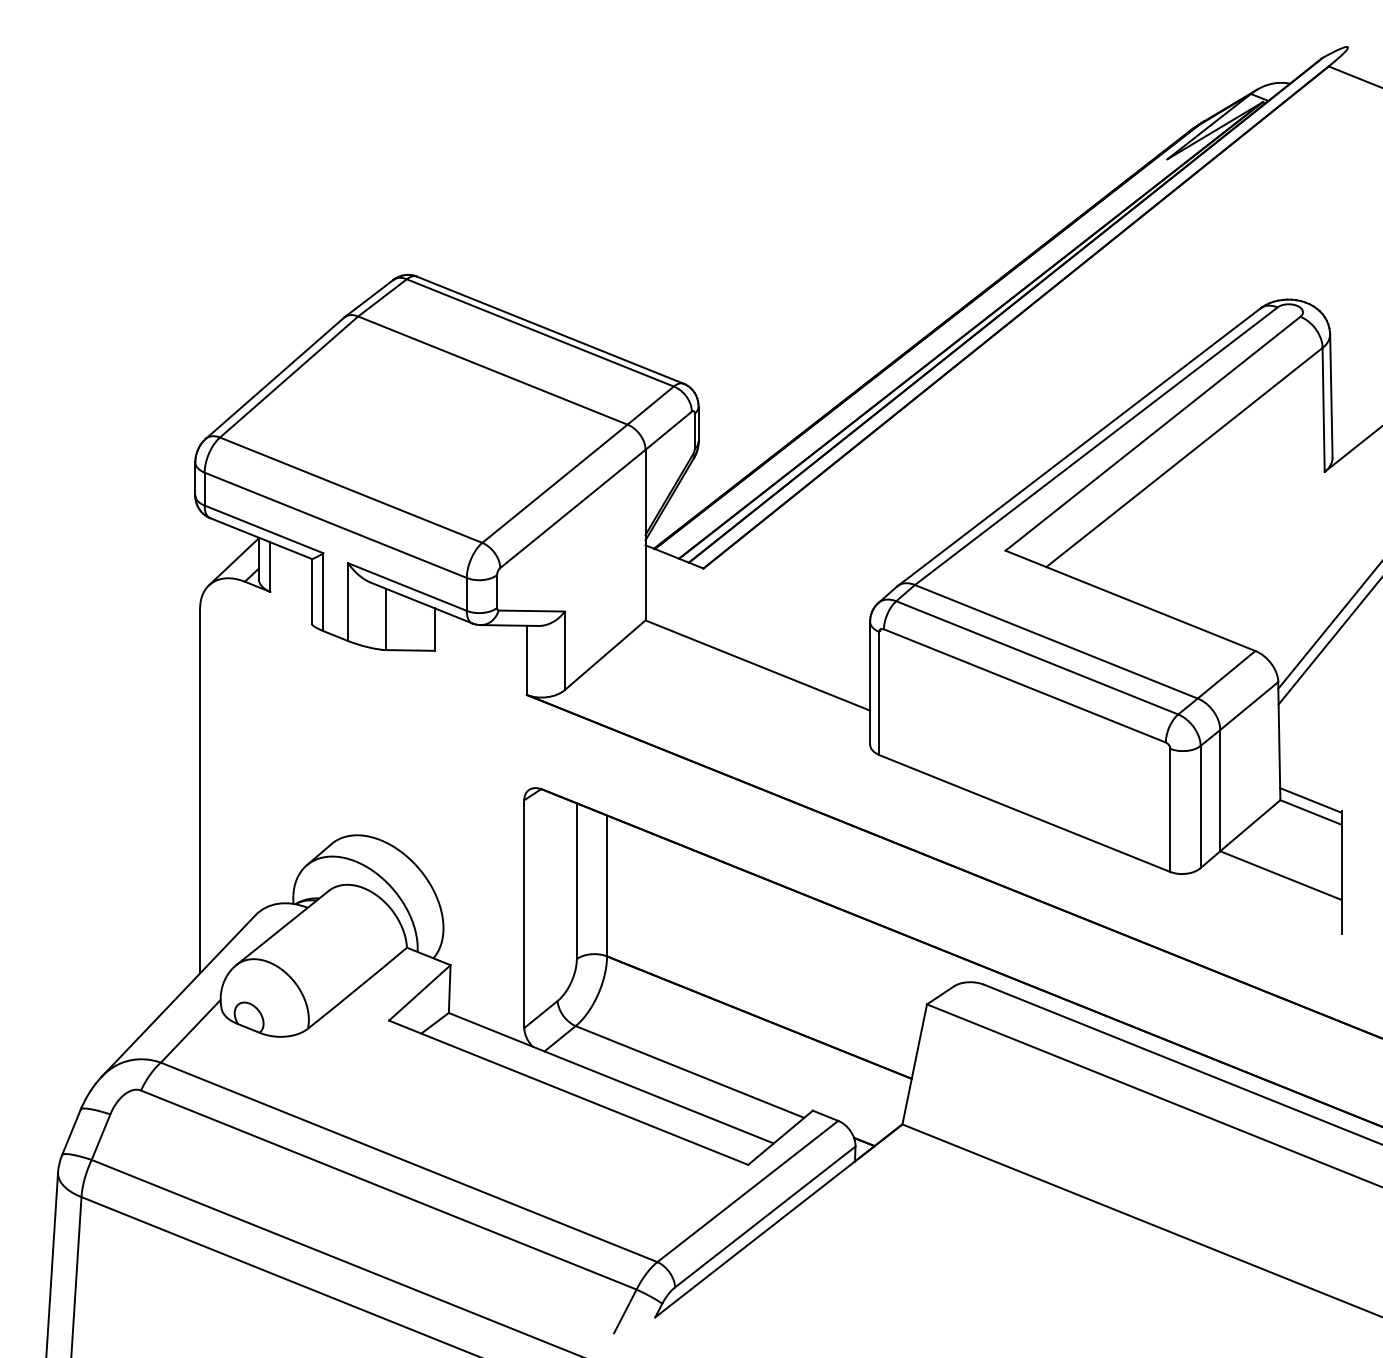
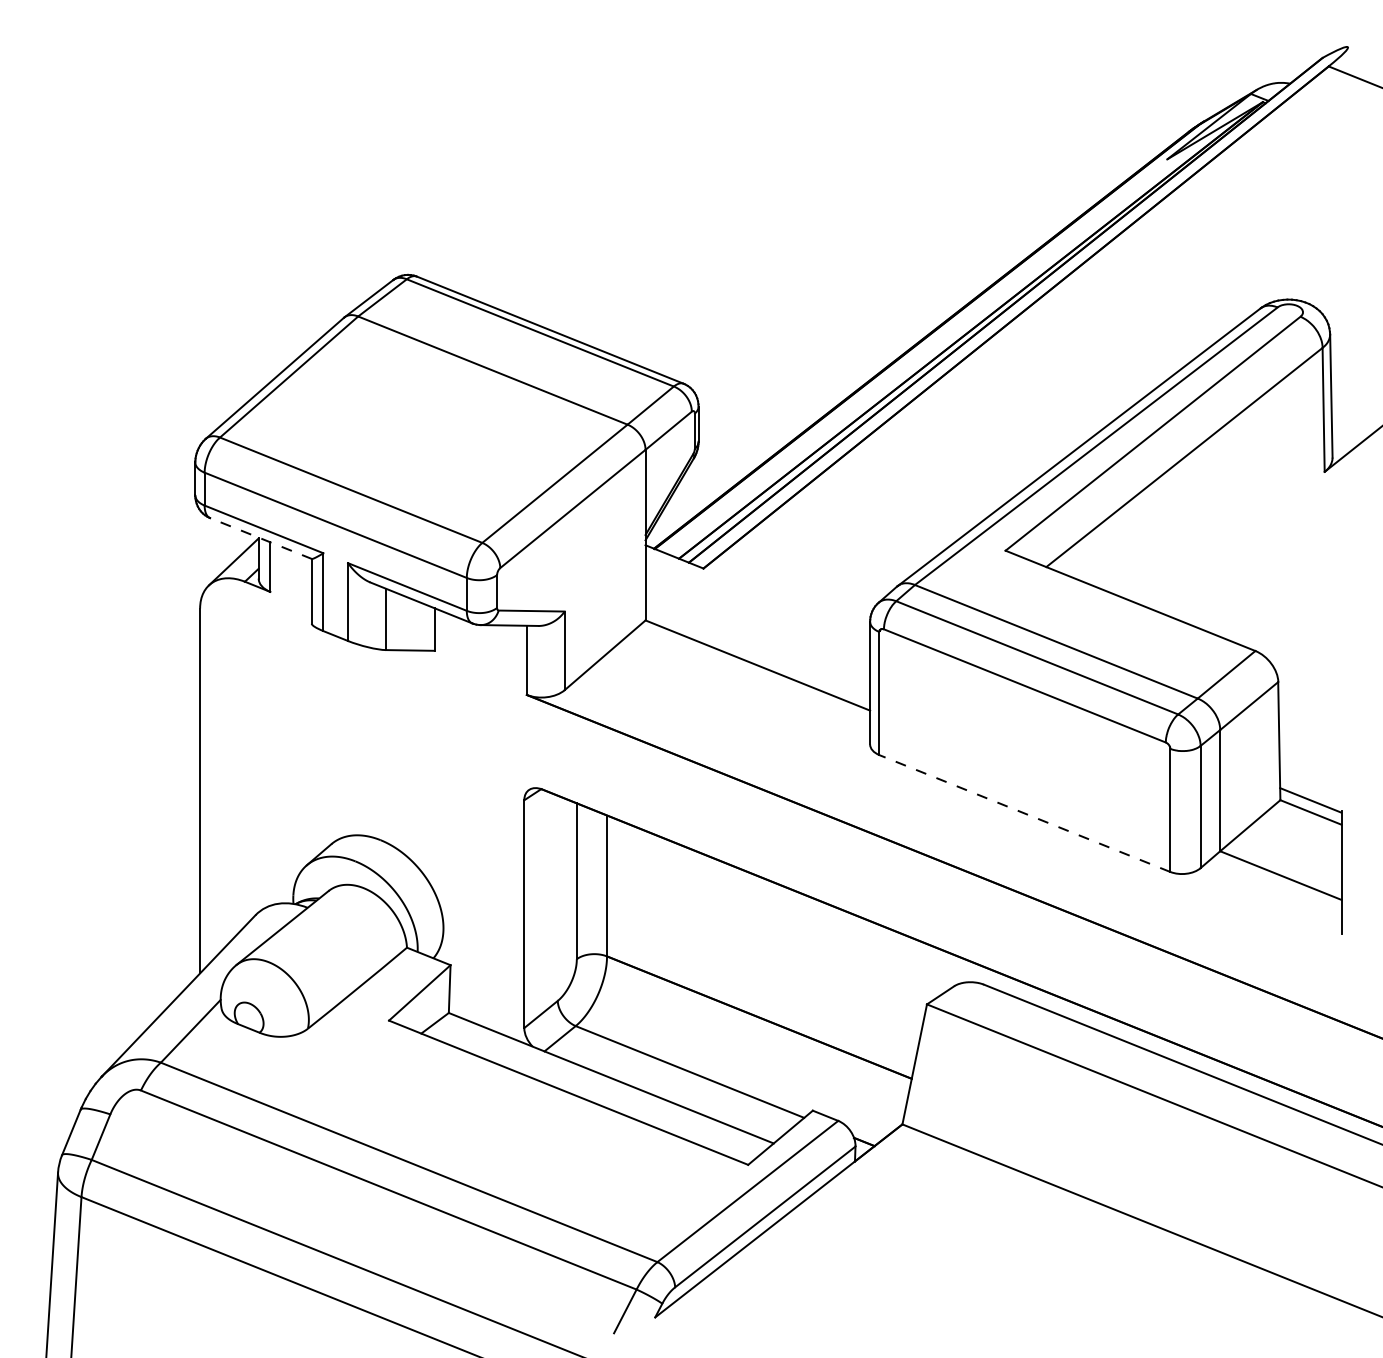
line: solid -> dashed (261, 538)
line: present -> none (1328, 625)
line: present -> none (1328, 642)
line: solid -> dashed (1024, 813)
